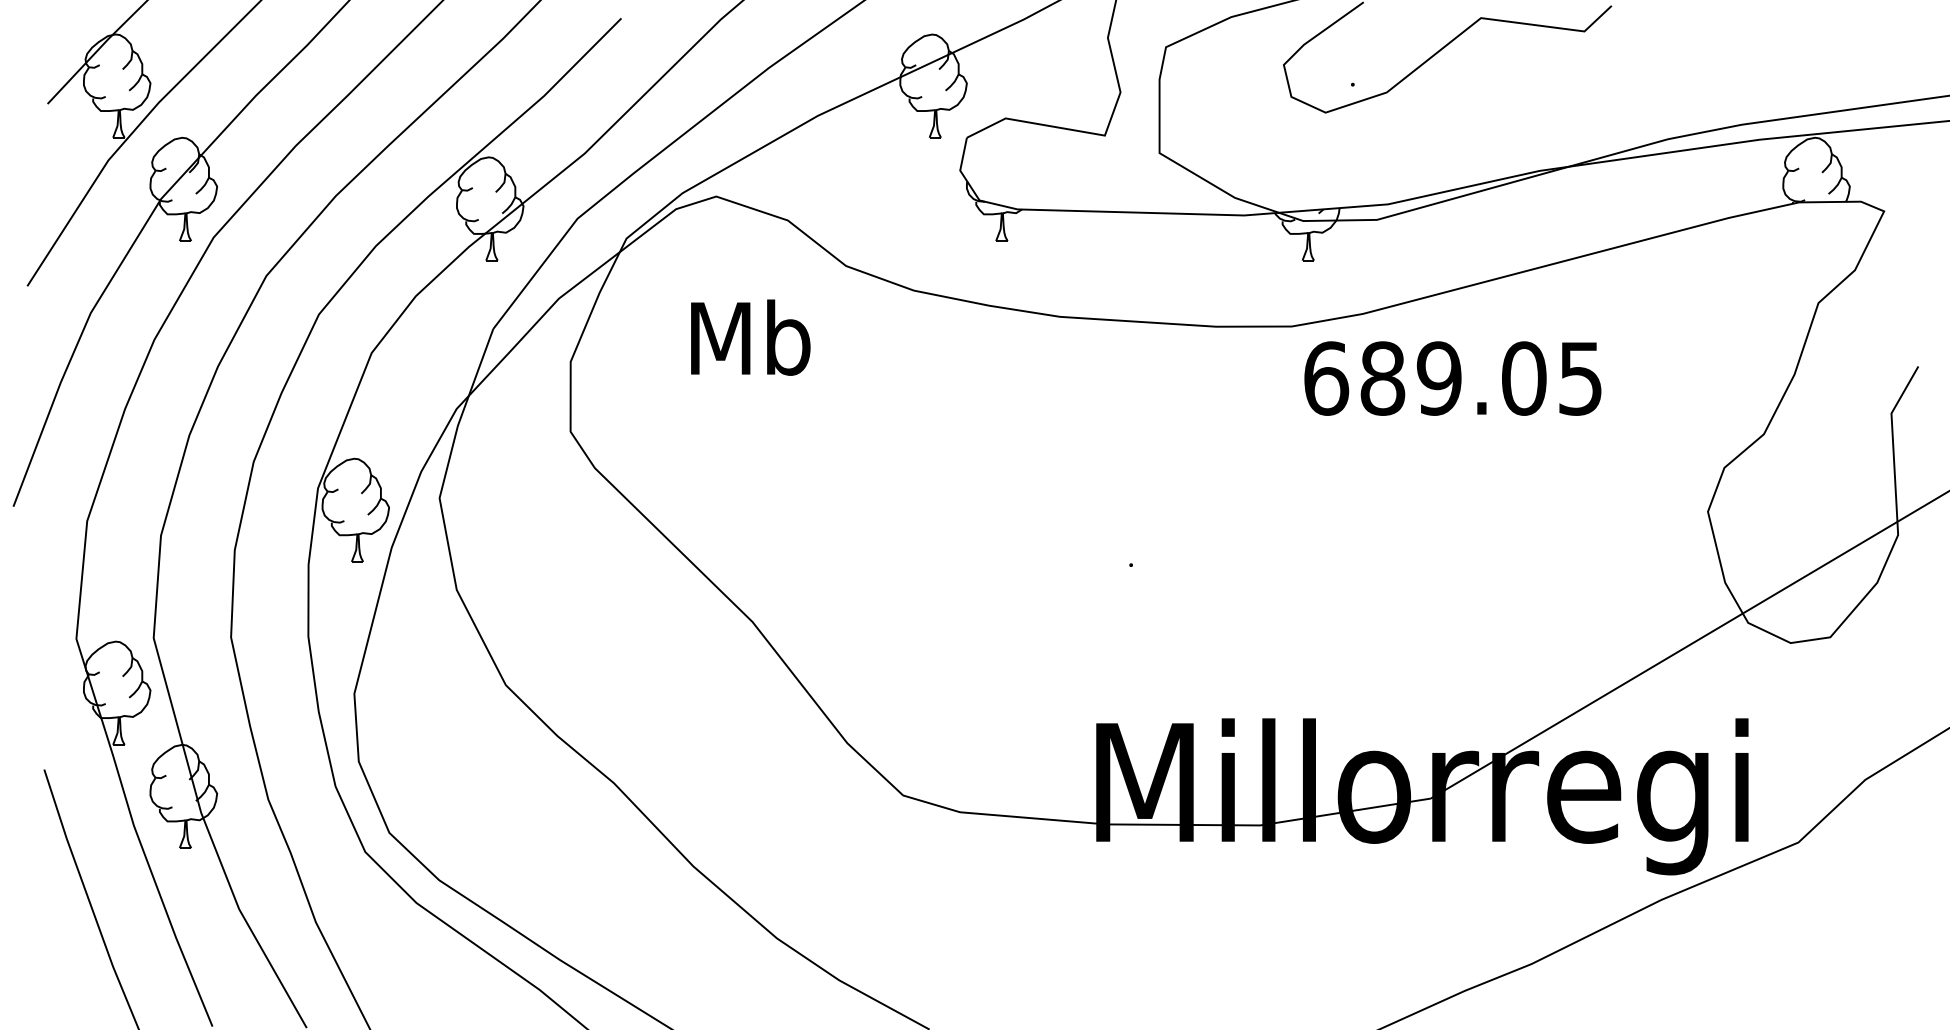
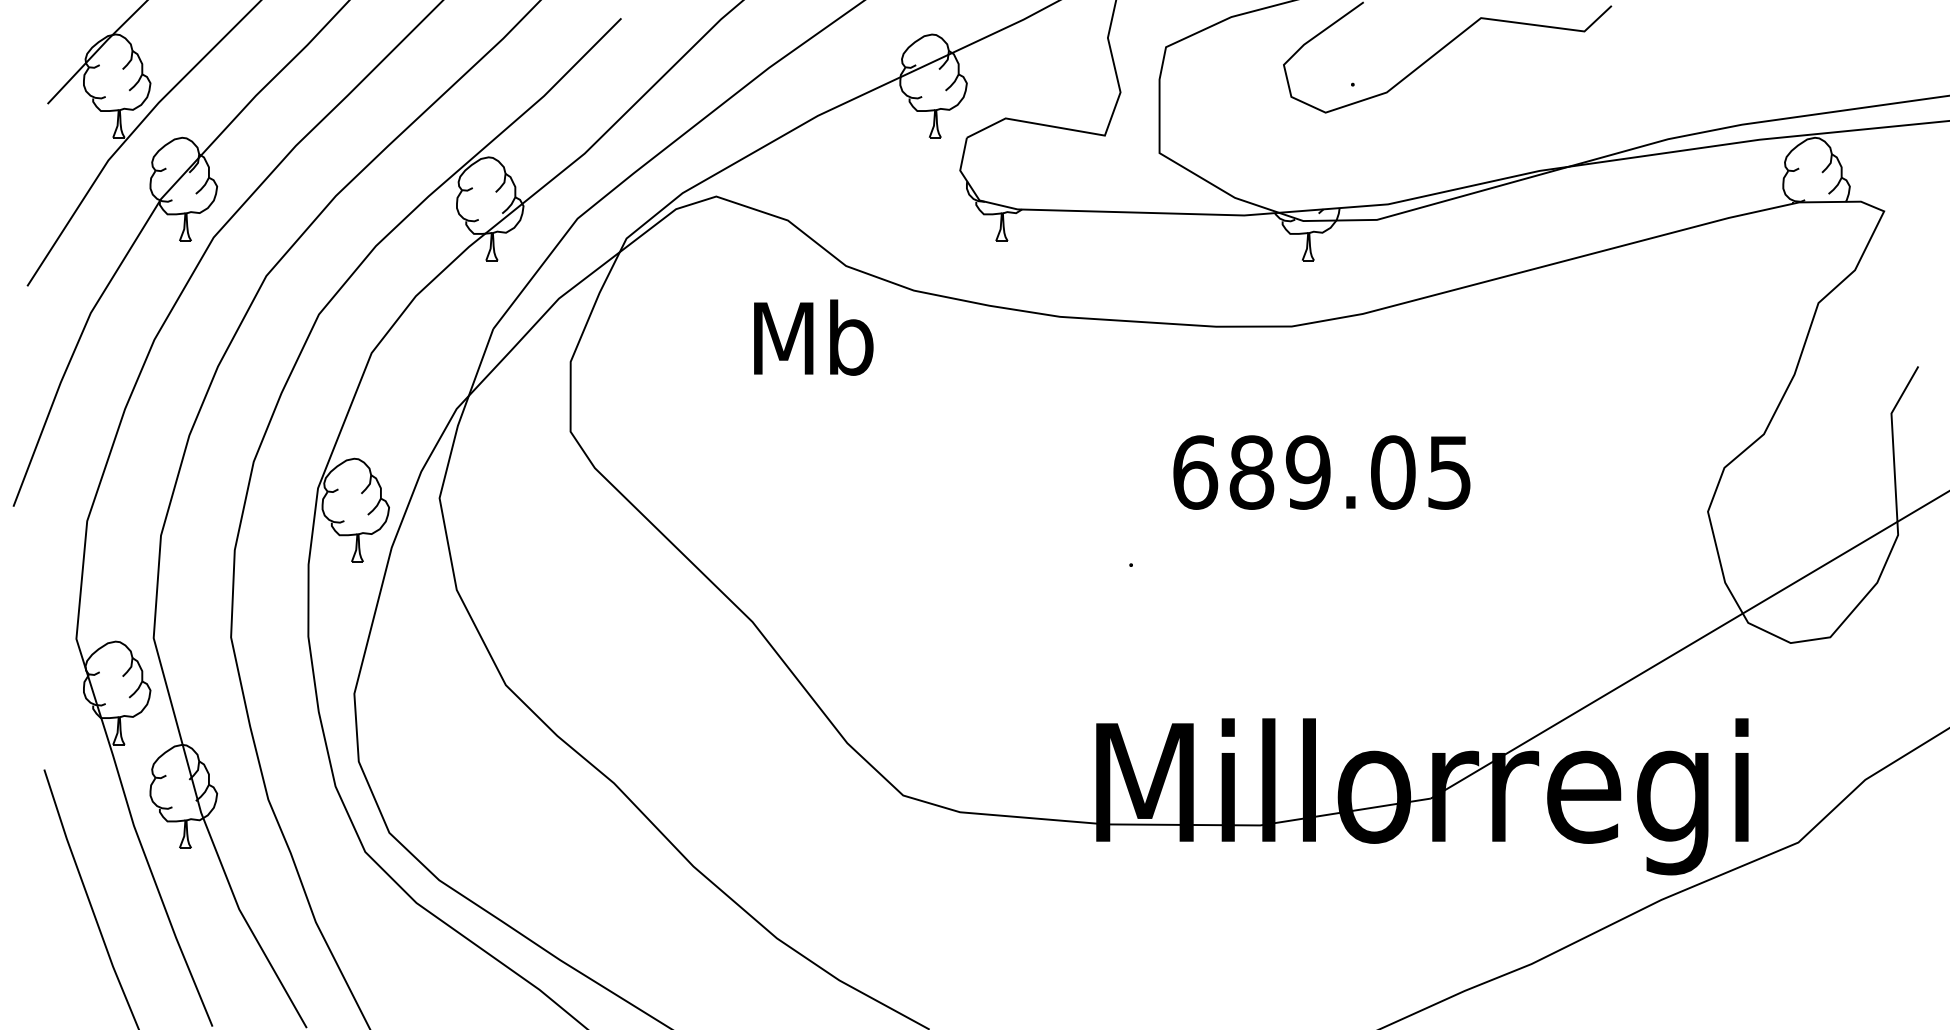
text position: (750, 337) -> (813, 337) (813, 337)
text position: (1452, 378) -> (1321, 472) (1321, 472)
